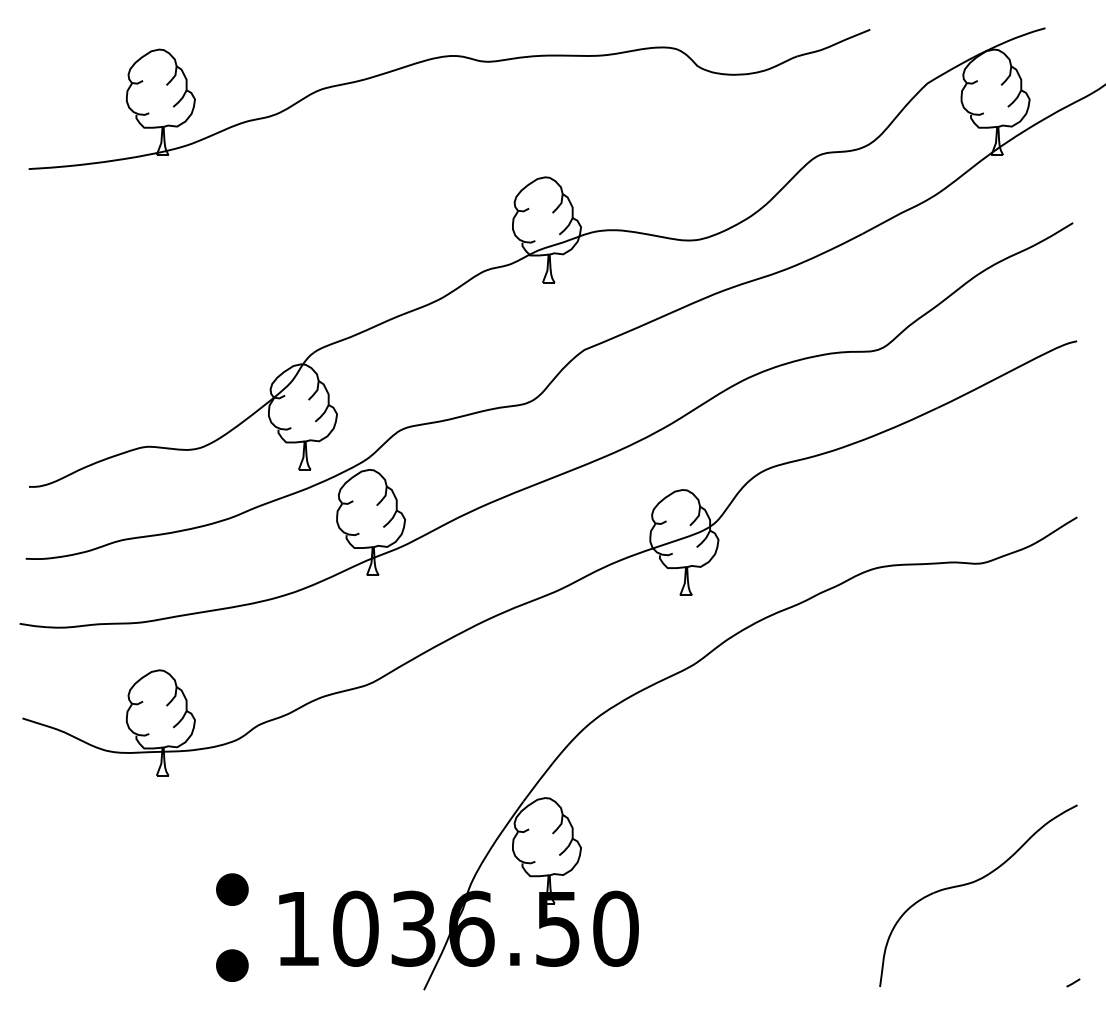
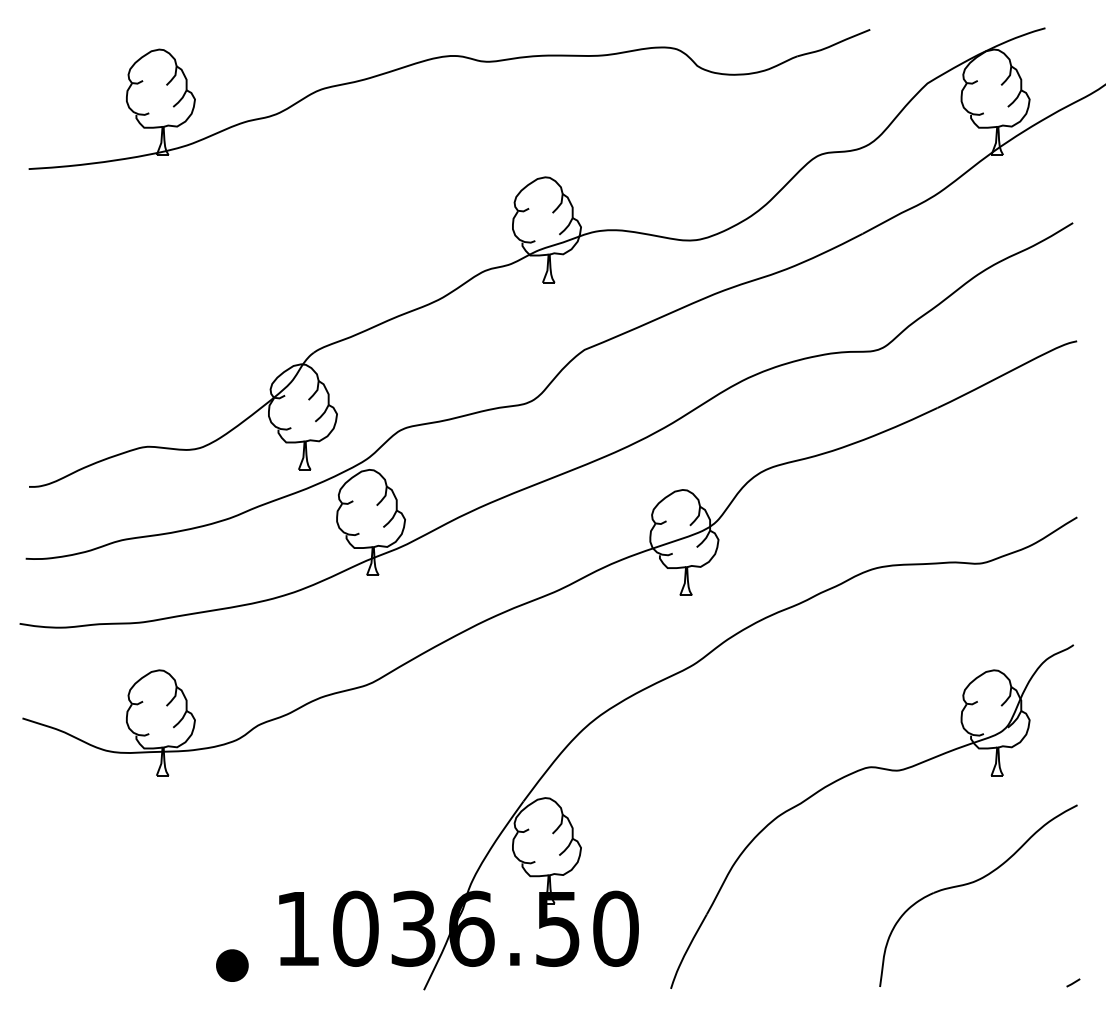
part: none -> present (850, 775)
part: present -> none (232, 889)
